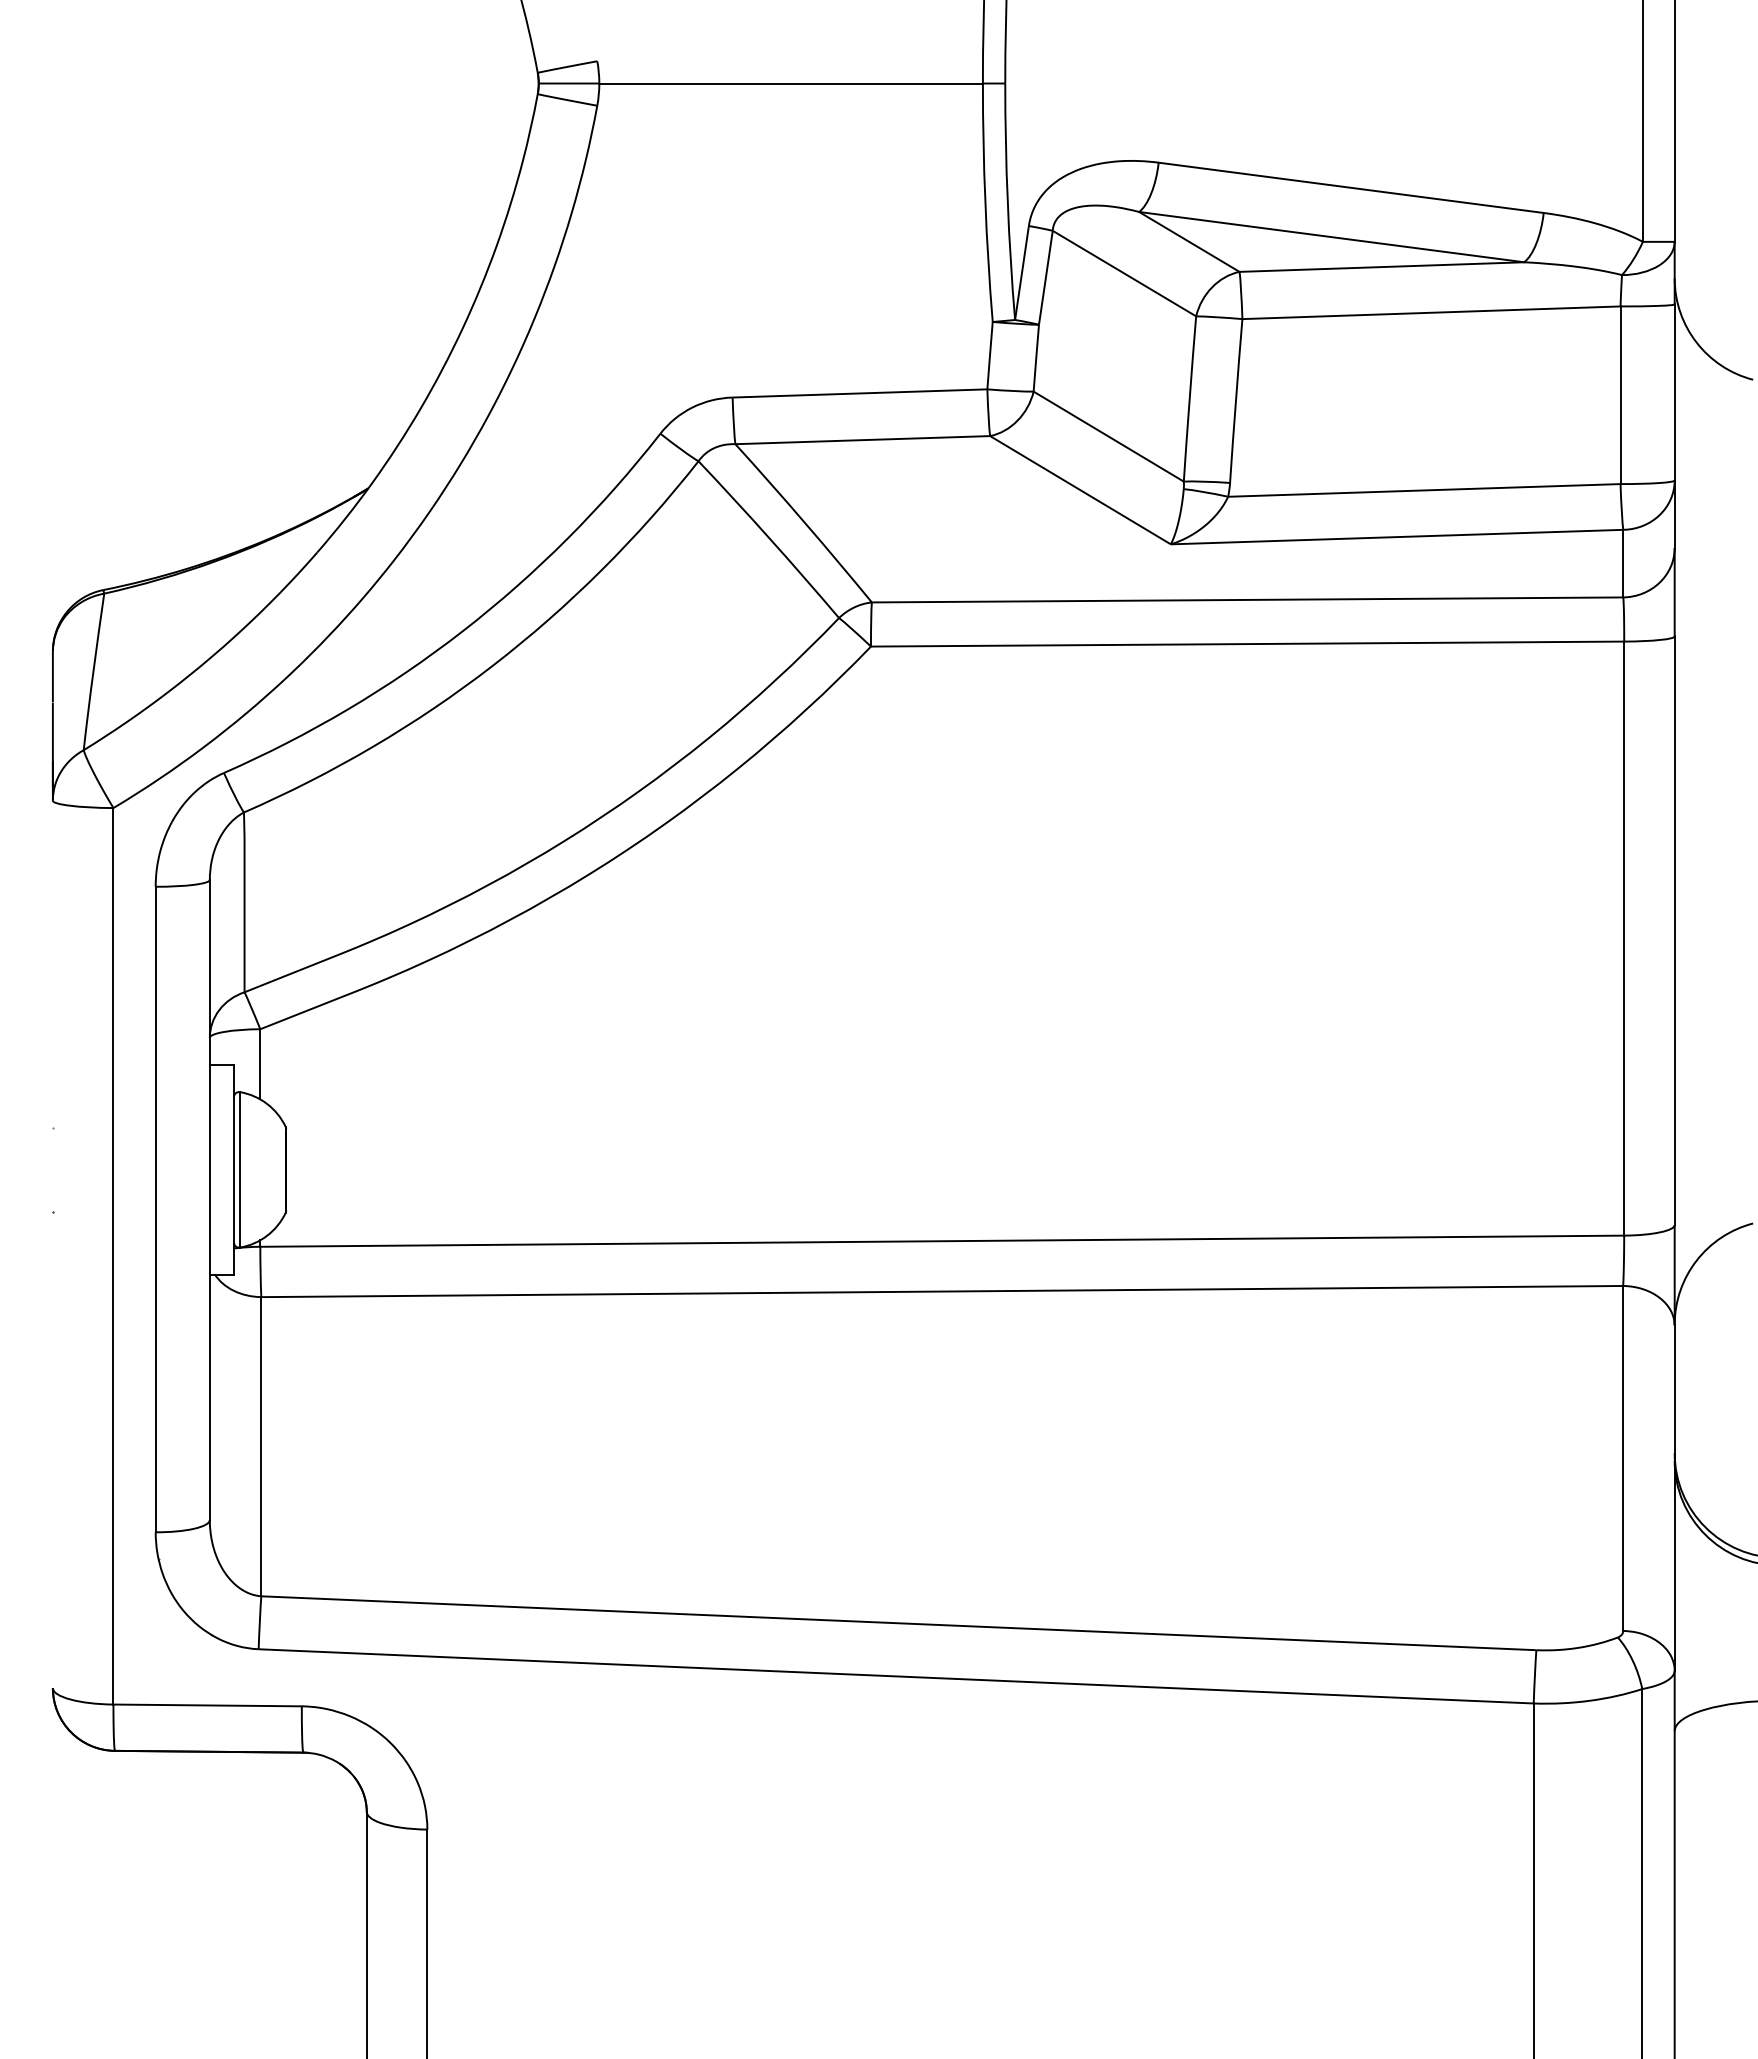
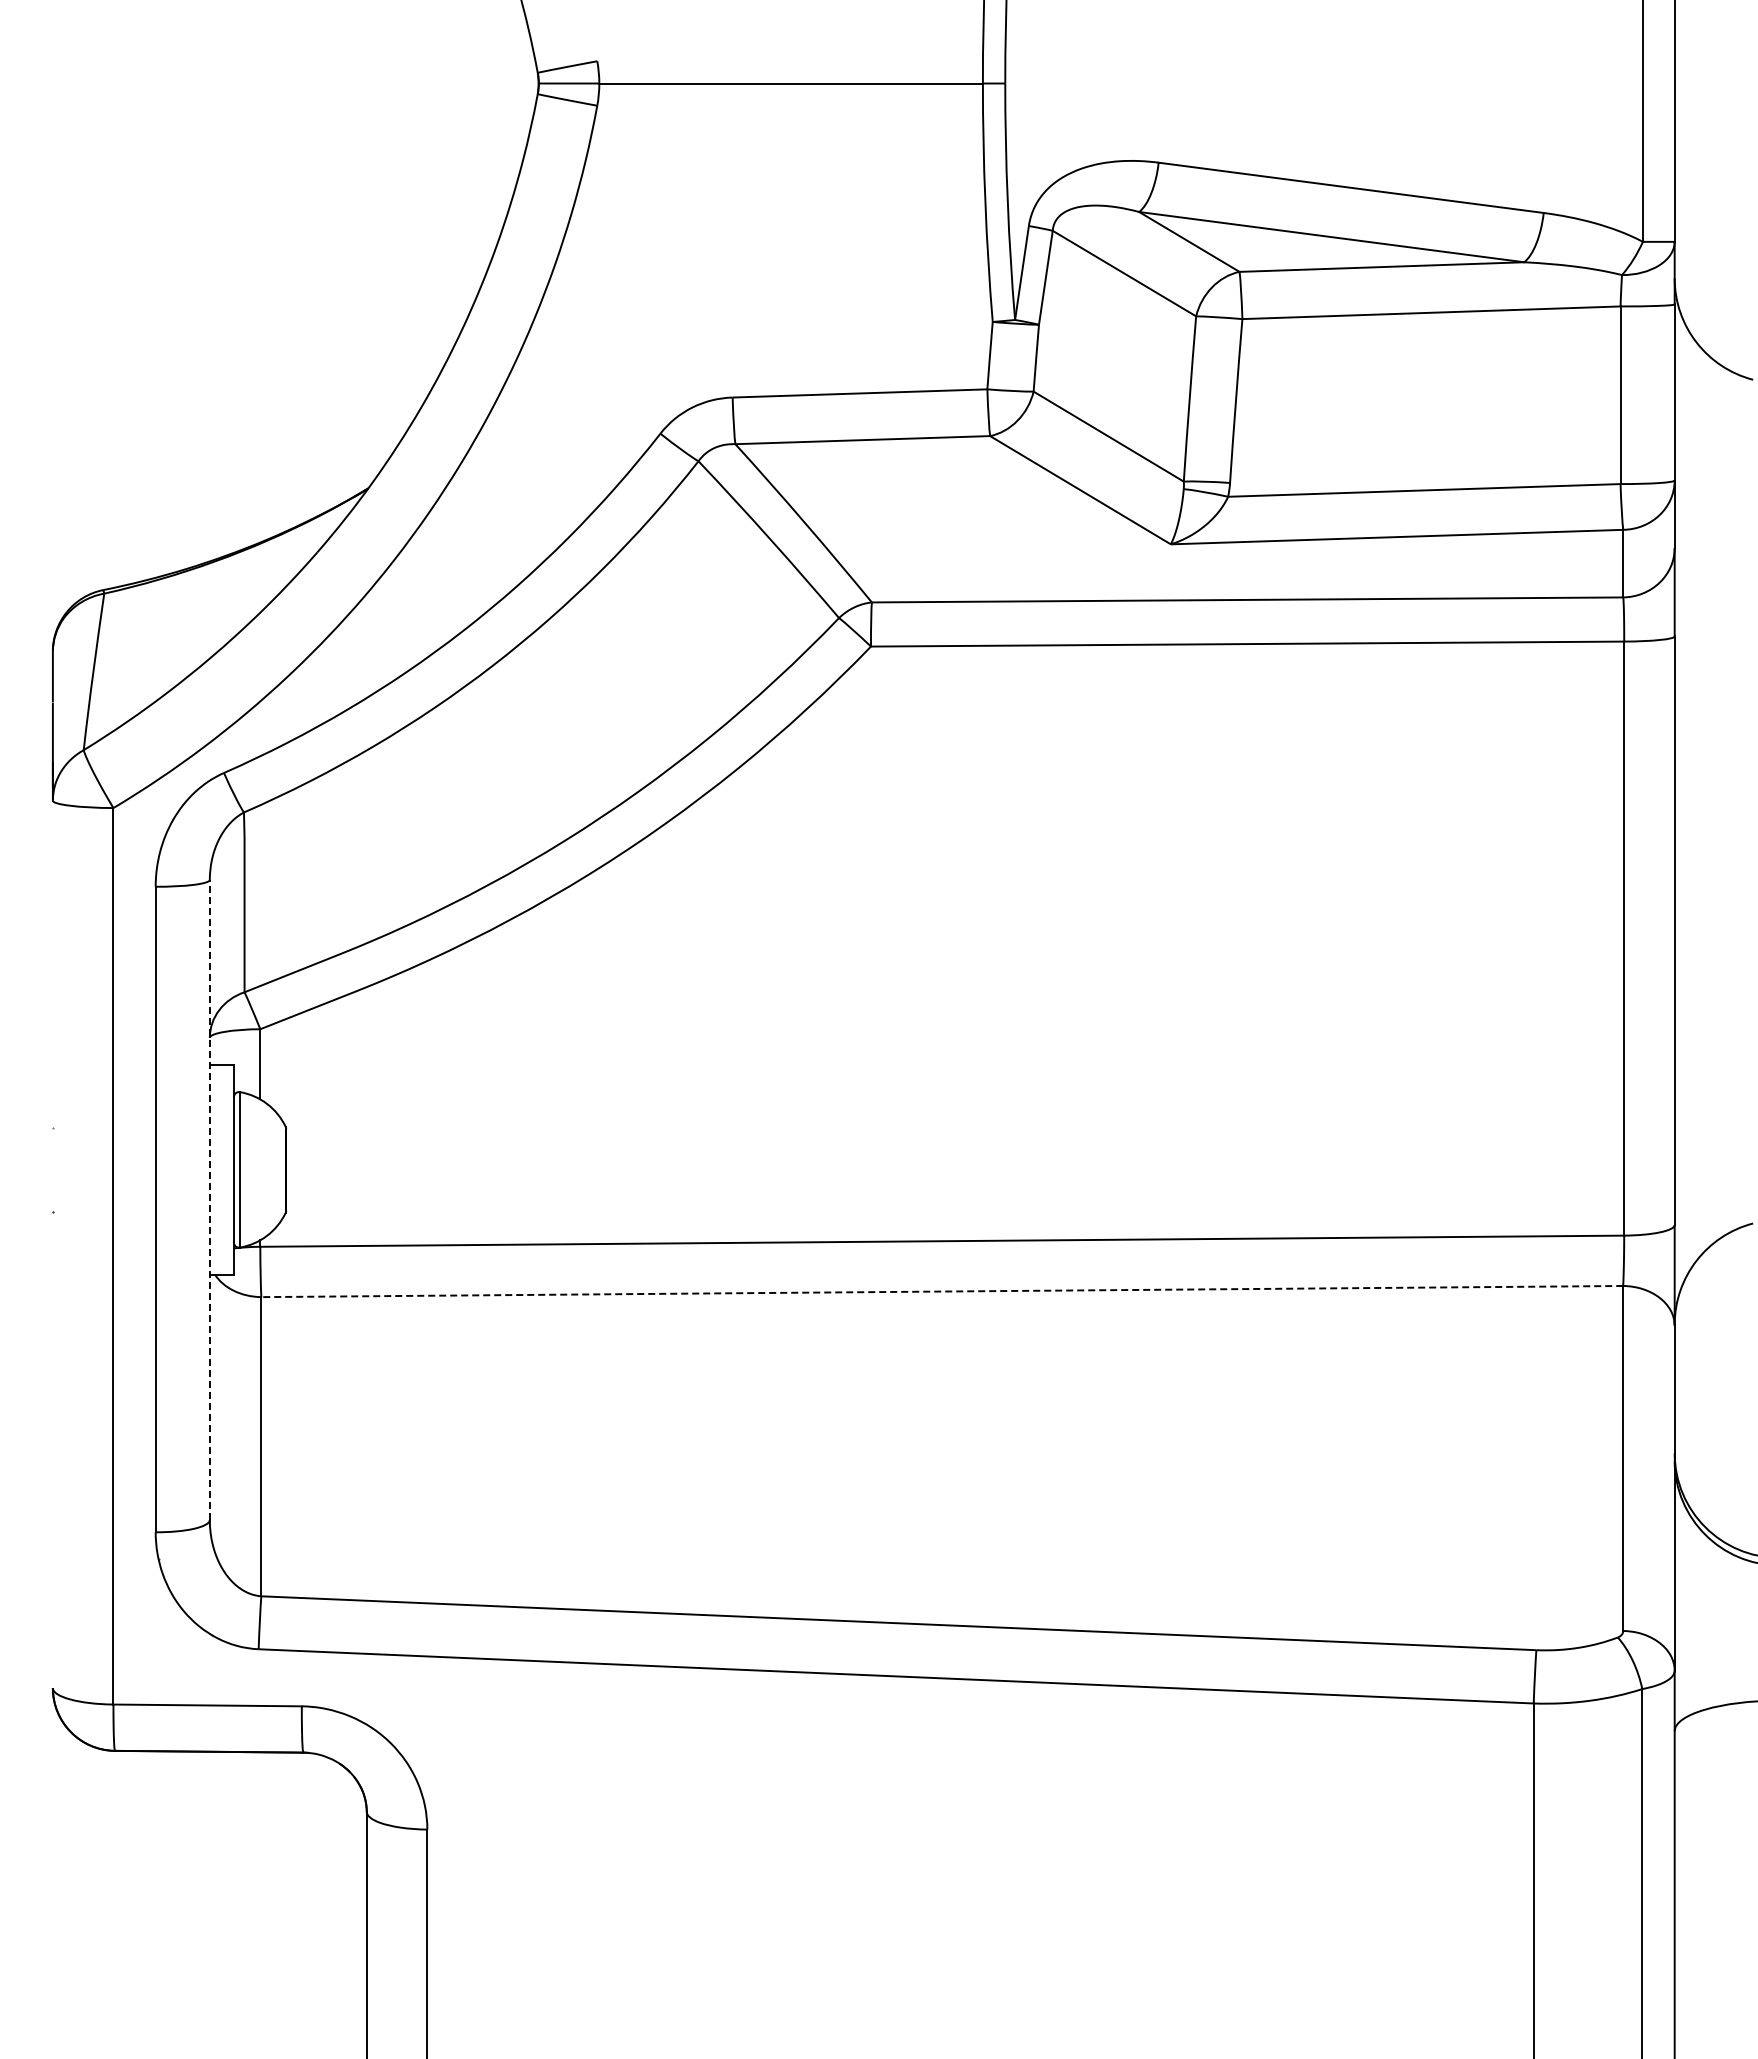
line: solid -> dashed (209, 1199)
line: solid -> dashed (942, 1291)
